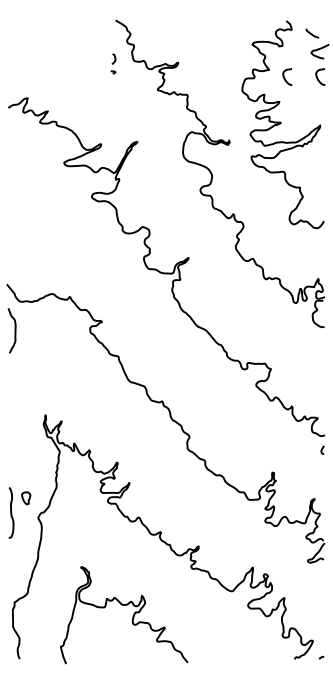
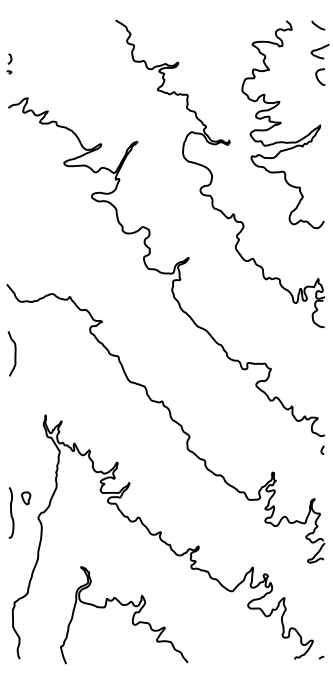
curve position: (312, 33) -> (318, 25) (318, 25)
part position: (113, 63) -> (9, 63) (9, 63)
curve: present -> none (285, 78)
curve position: (14, 330) -> (14, 353) (14, 353)
